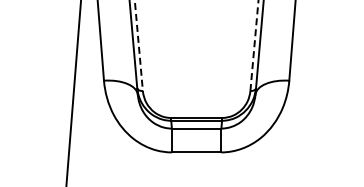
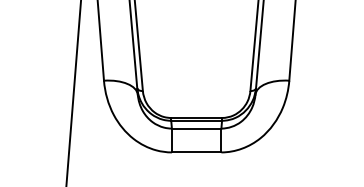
line: dashed -> solid (254, 45)
line: dashed -> solid (138, 46)
